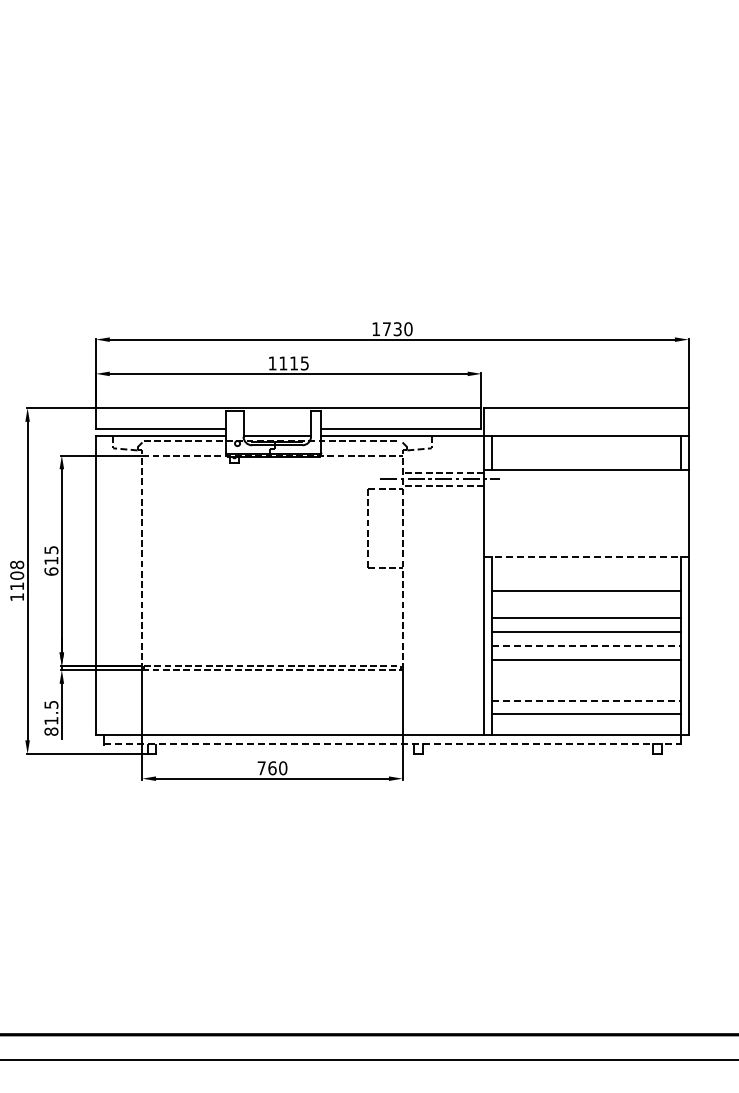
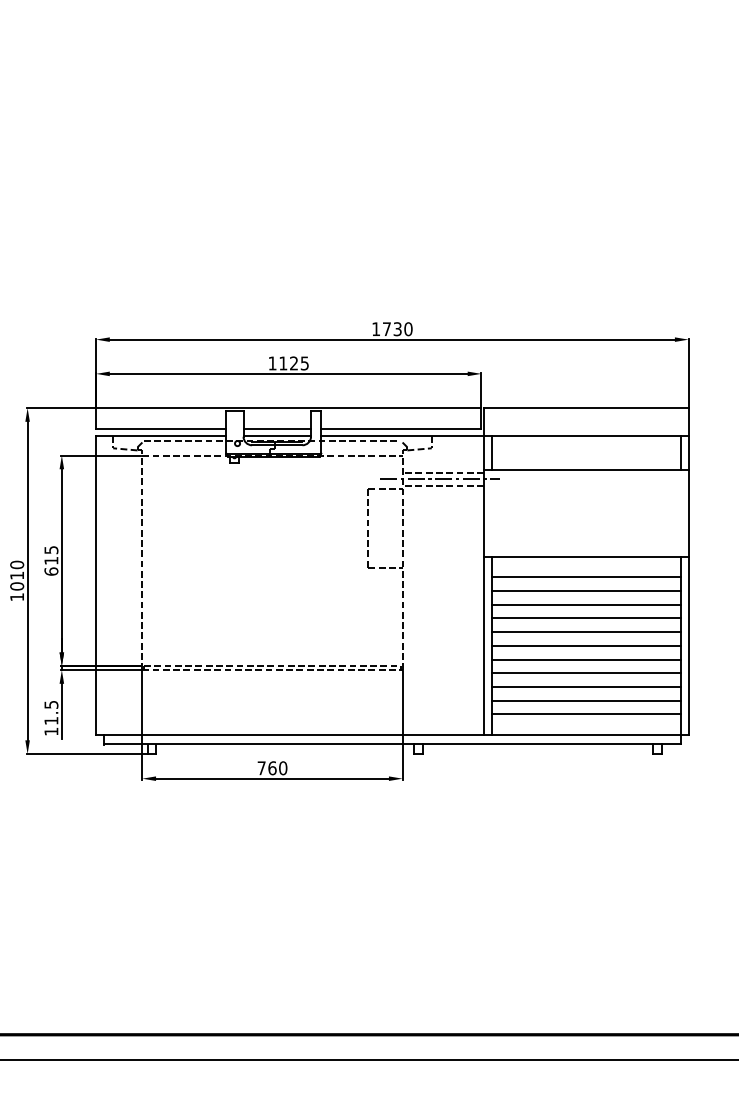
text: 1115 -> 1125 (293, 363)
line: none -> present (277, 429)
line: dashed -> solid (586, 556)
text: 1108 -> 1010 (17, 575)
line: none -> present (585, 577)
line: none -> present (585, 604)
line: dashed -> solid (586, 645)
line: none -> present (585, 673)
line: none -> present (585, 686)
line: dashed -> solid (586, 700)
text: 81.5 -> 11.5 (51, 731)
line: dashed -> solid (392, 744)
